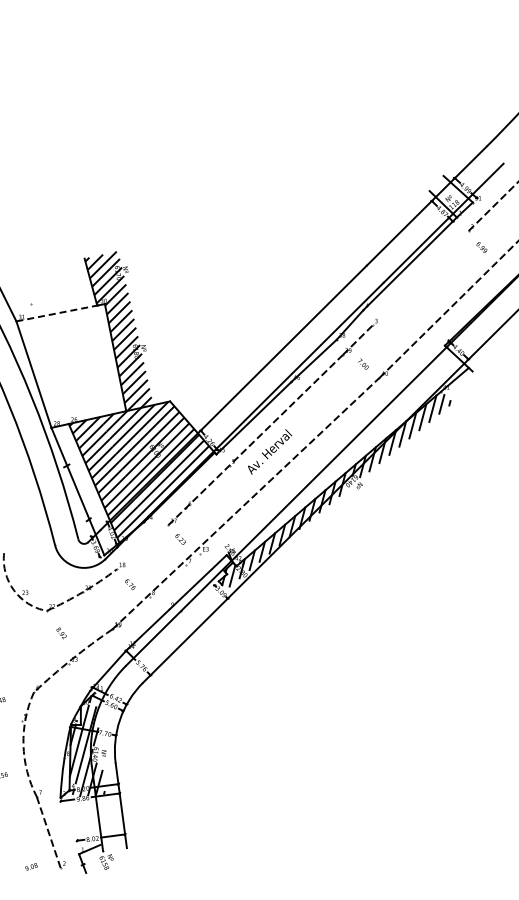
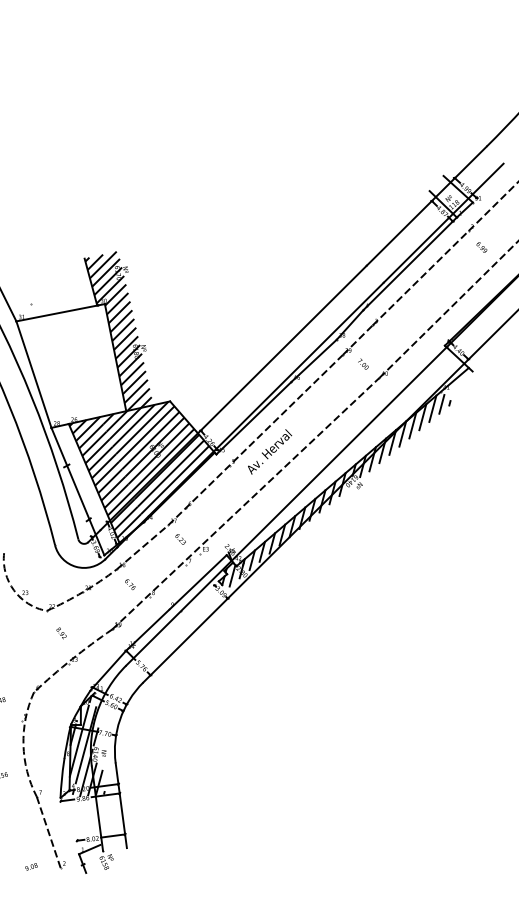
line: none -> present (420, 278)
line: dashed -> solid (57, 313)
line: none -> present (142, 547)
